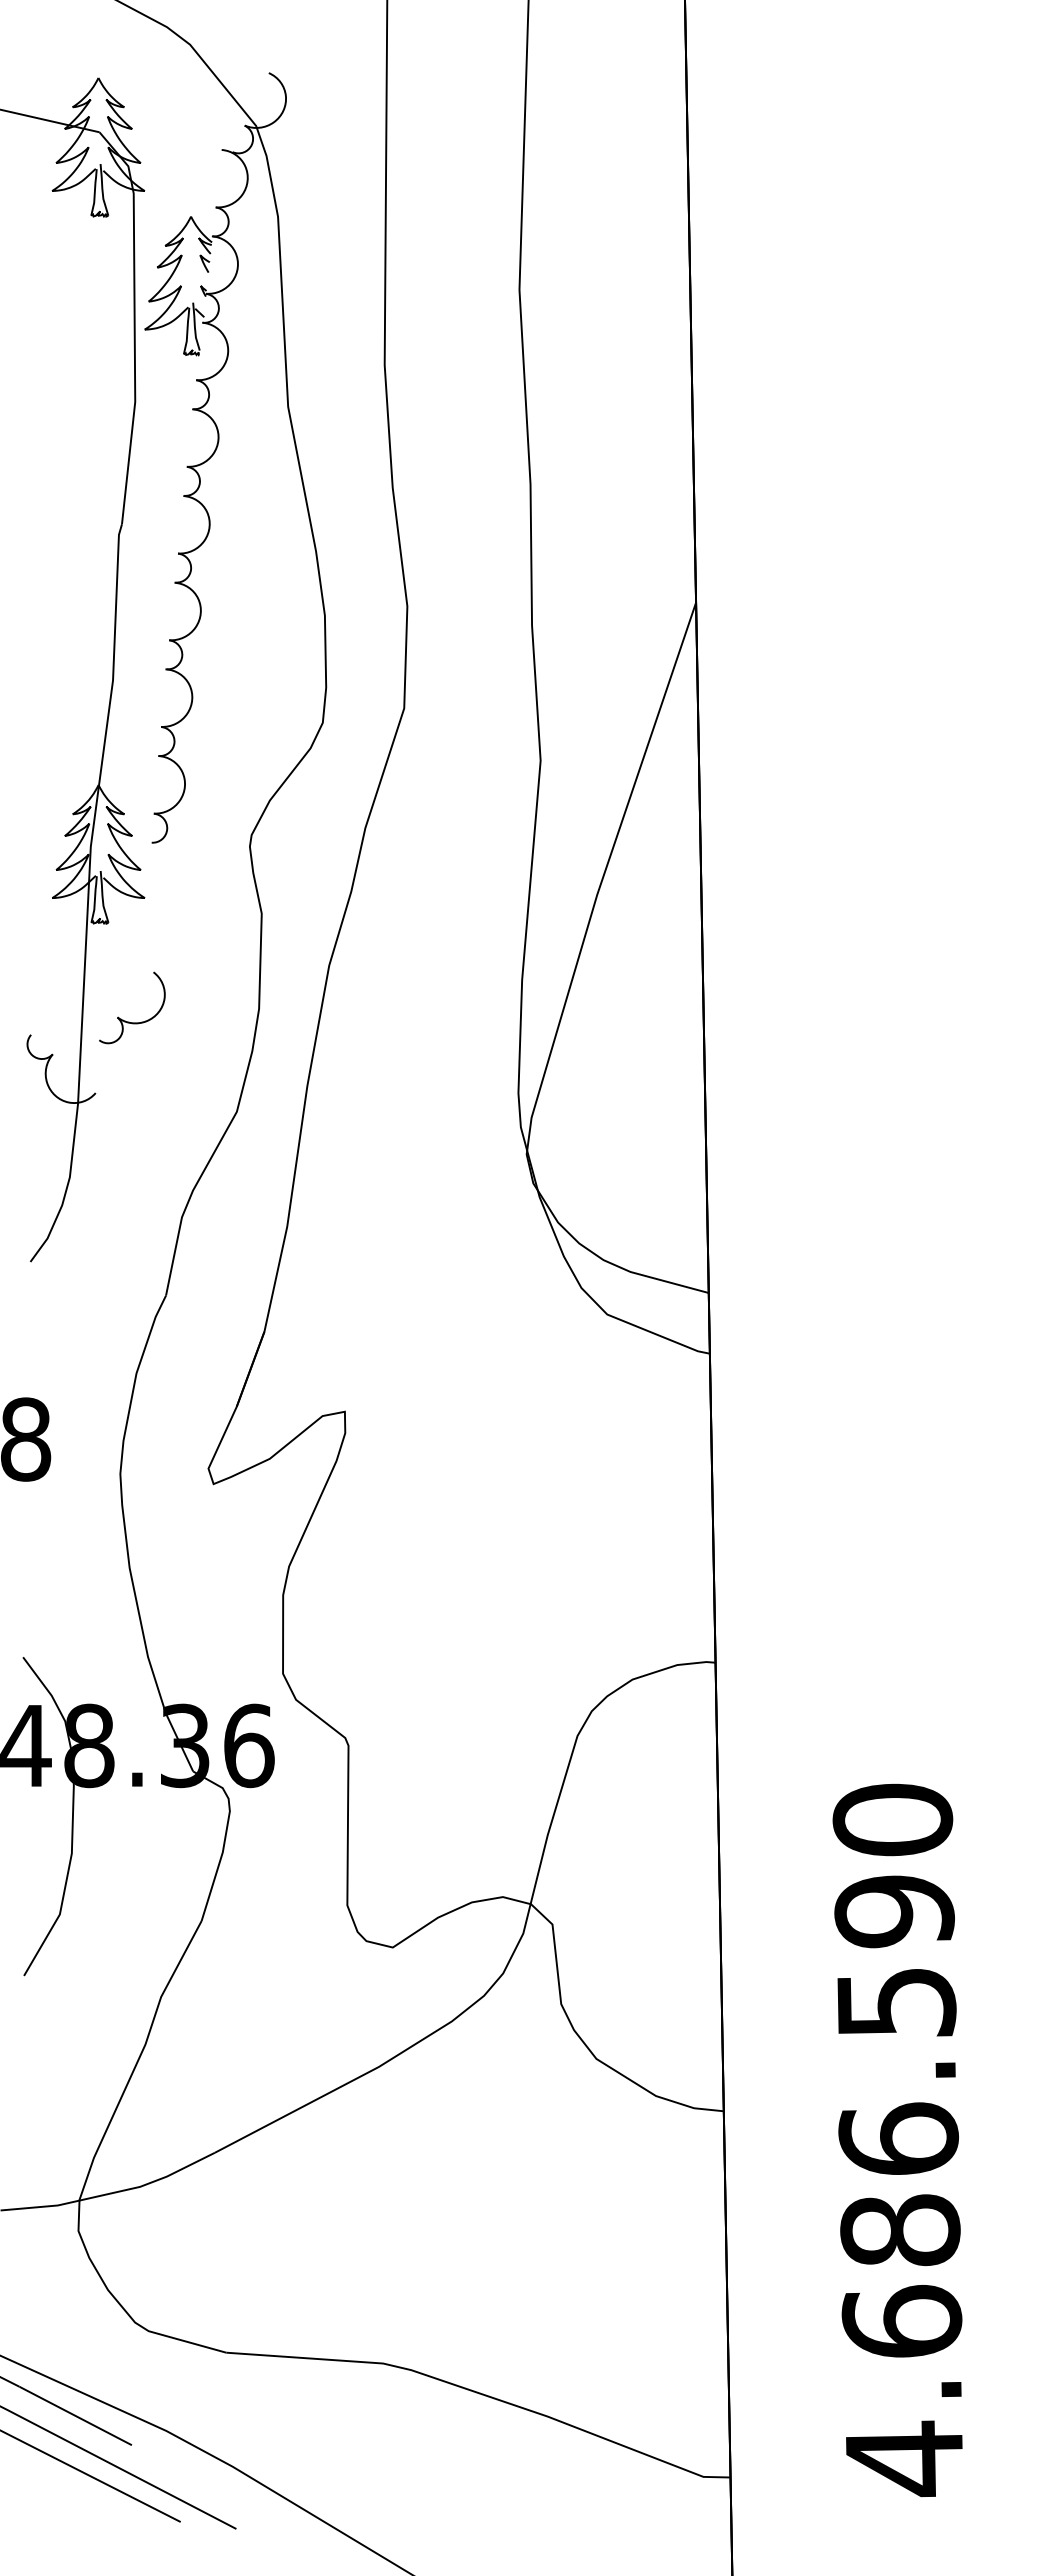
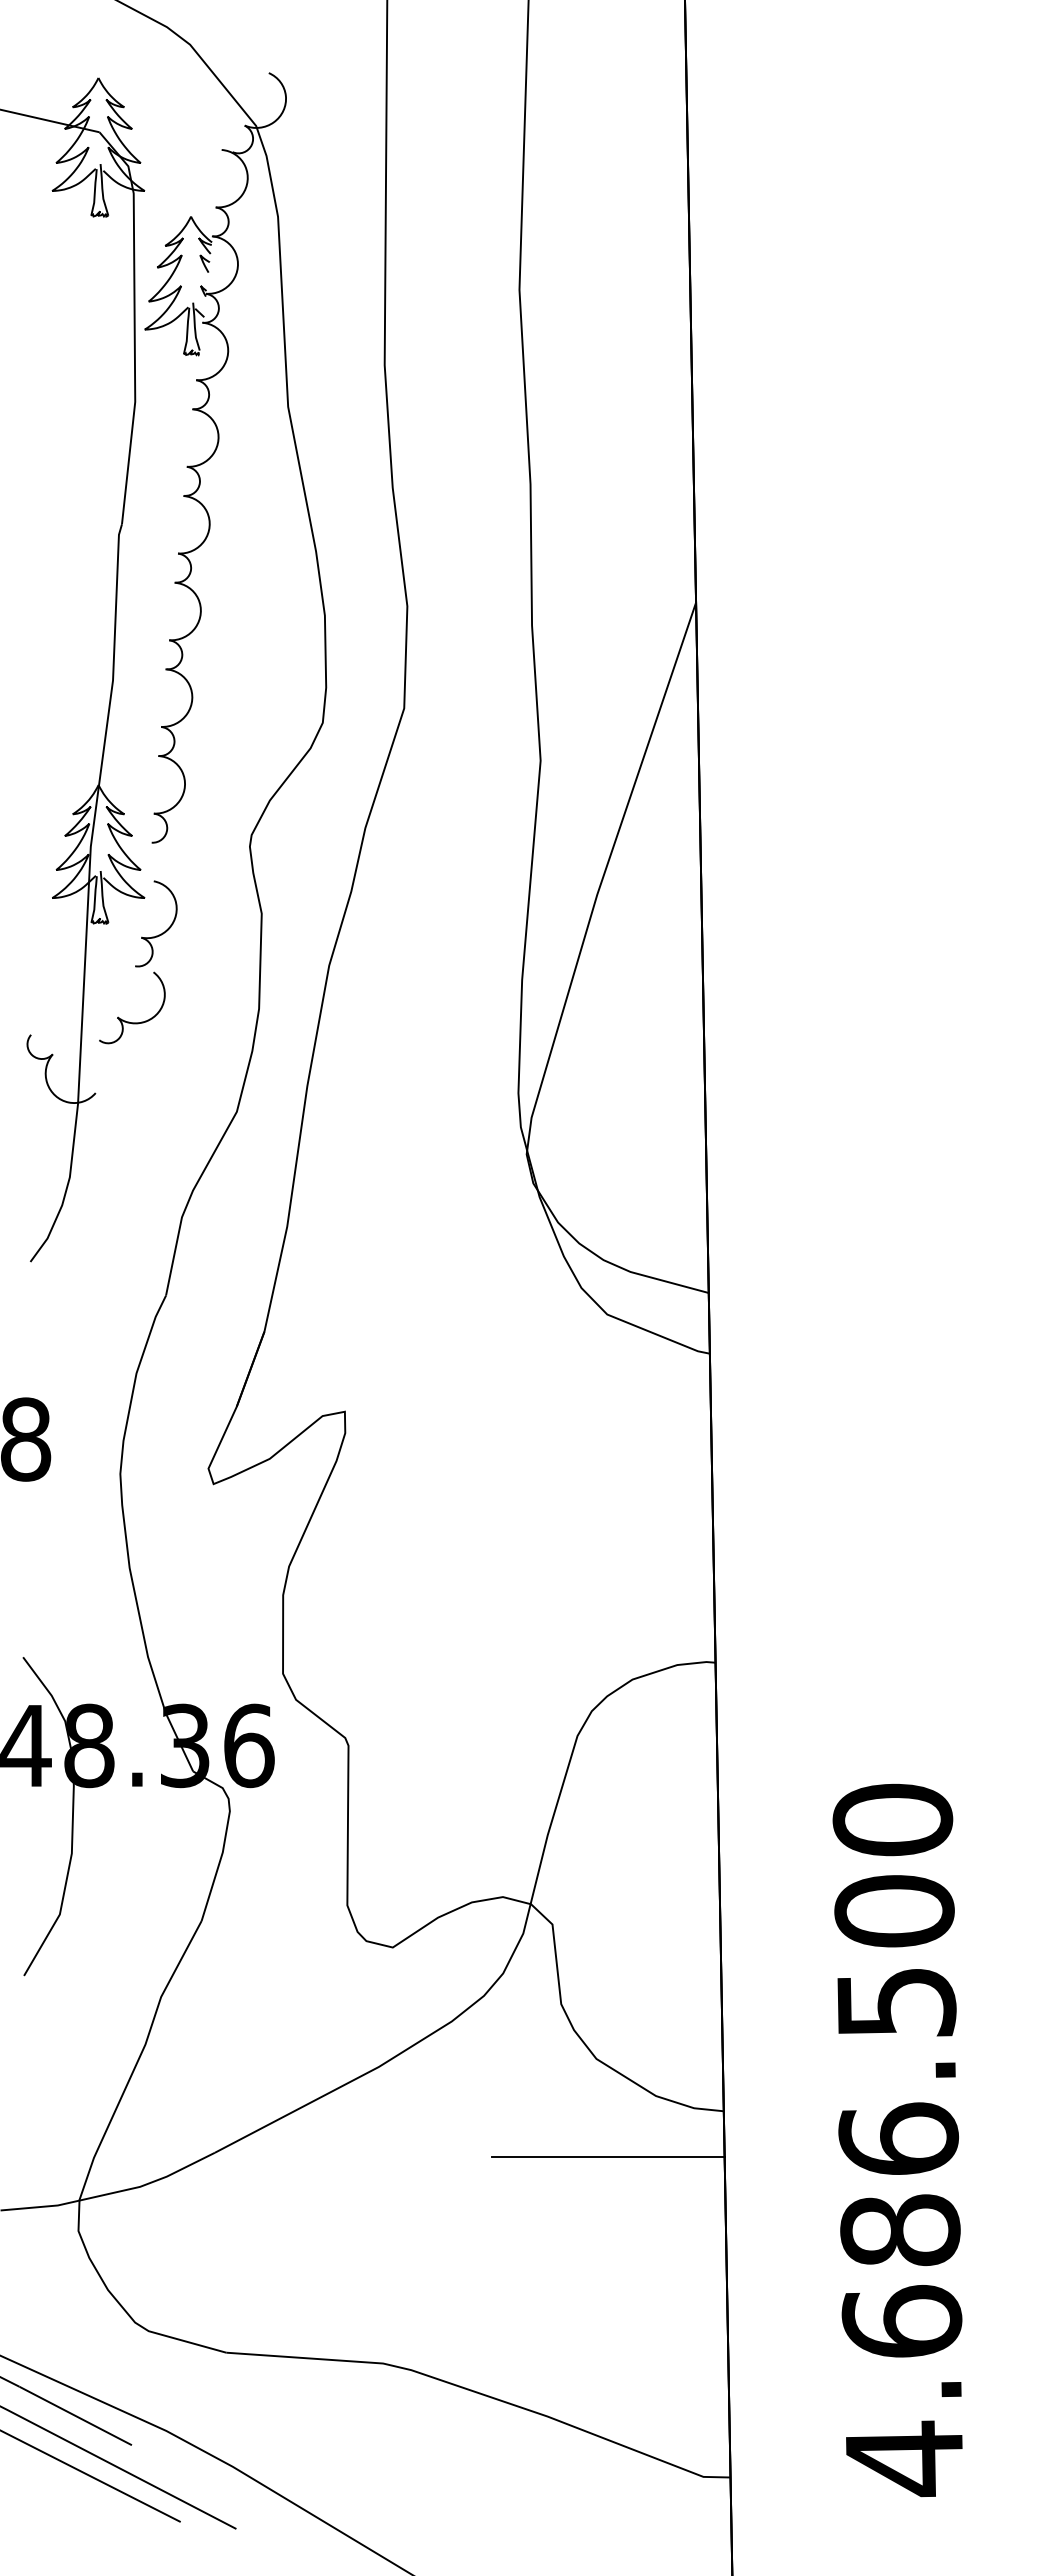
part: none -> present (160, 933)
text: 4.686.590 -> 4.686.500 (894, 1911)
line: none -> present (608, 2156)
